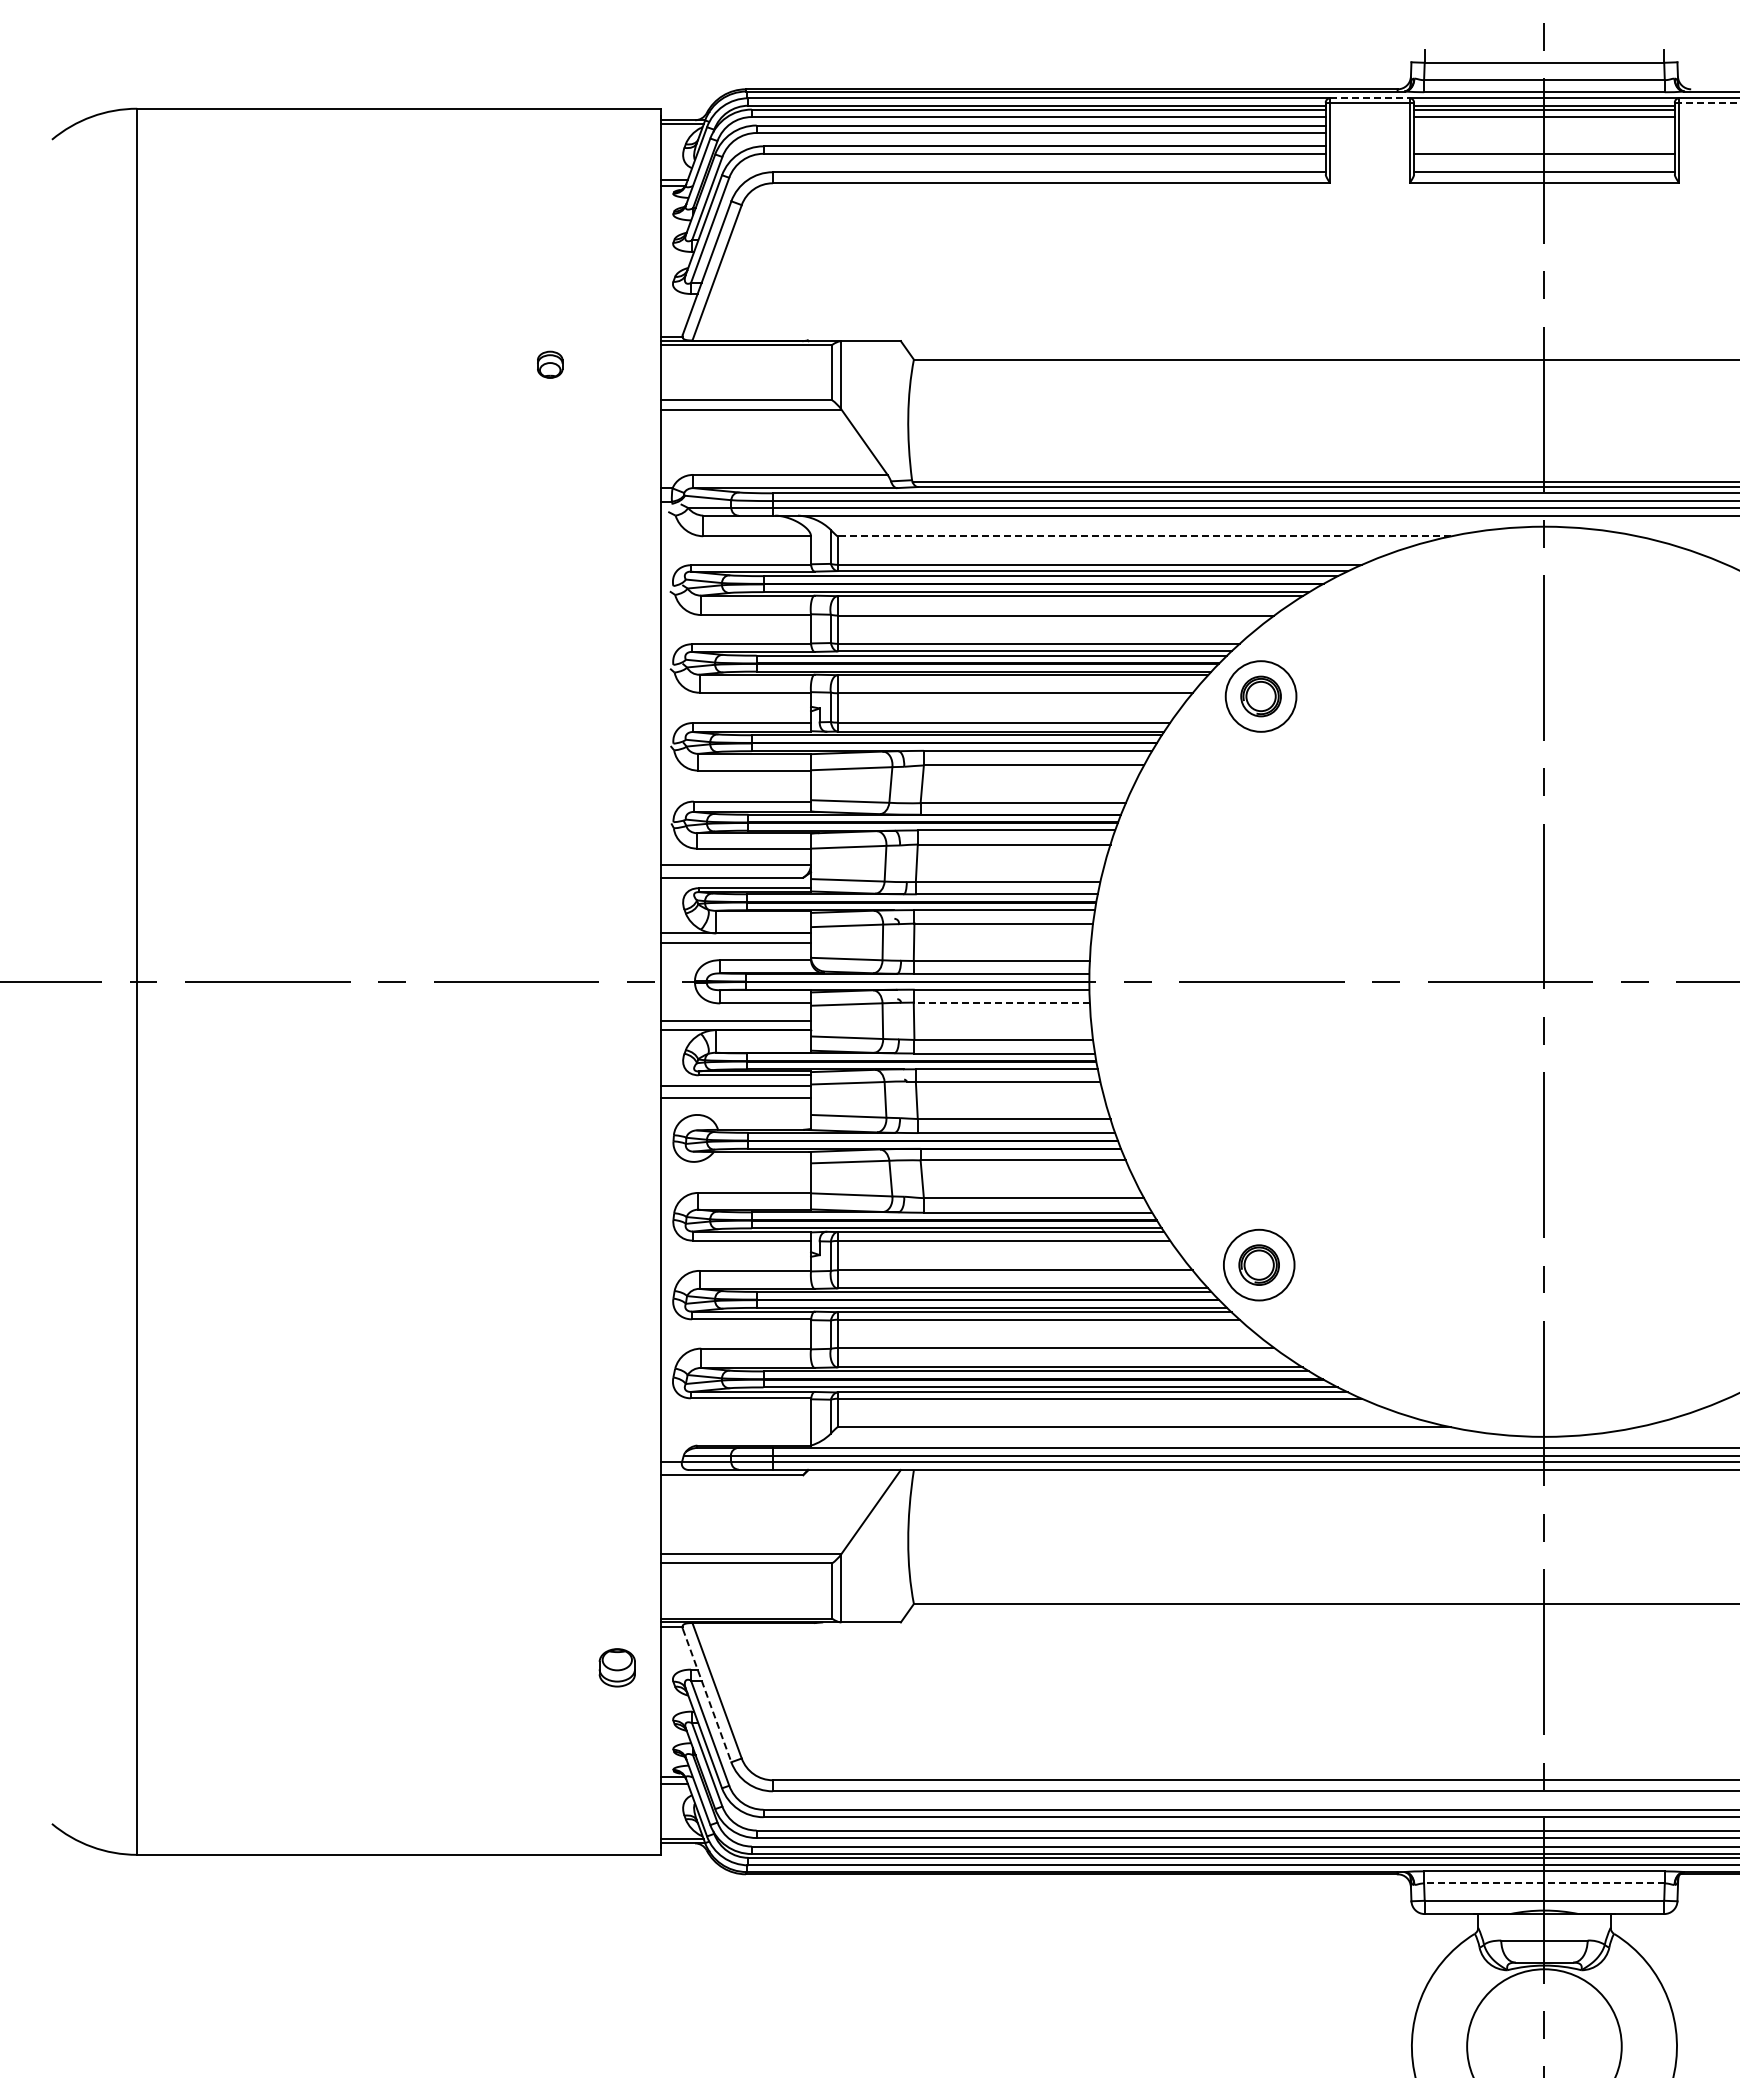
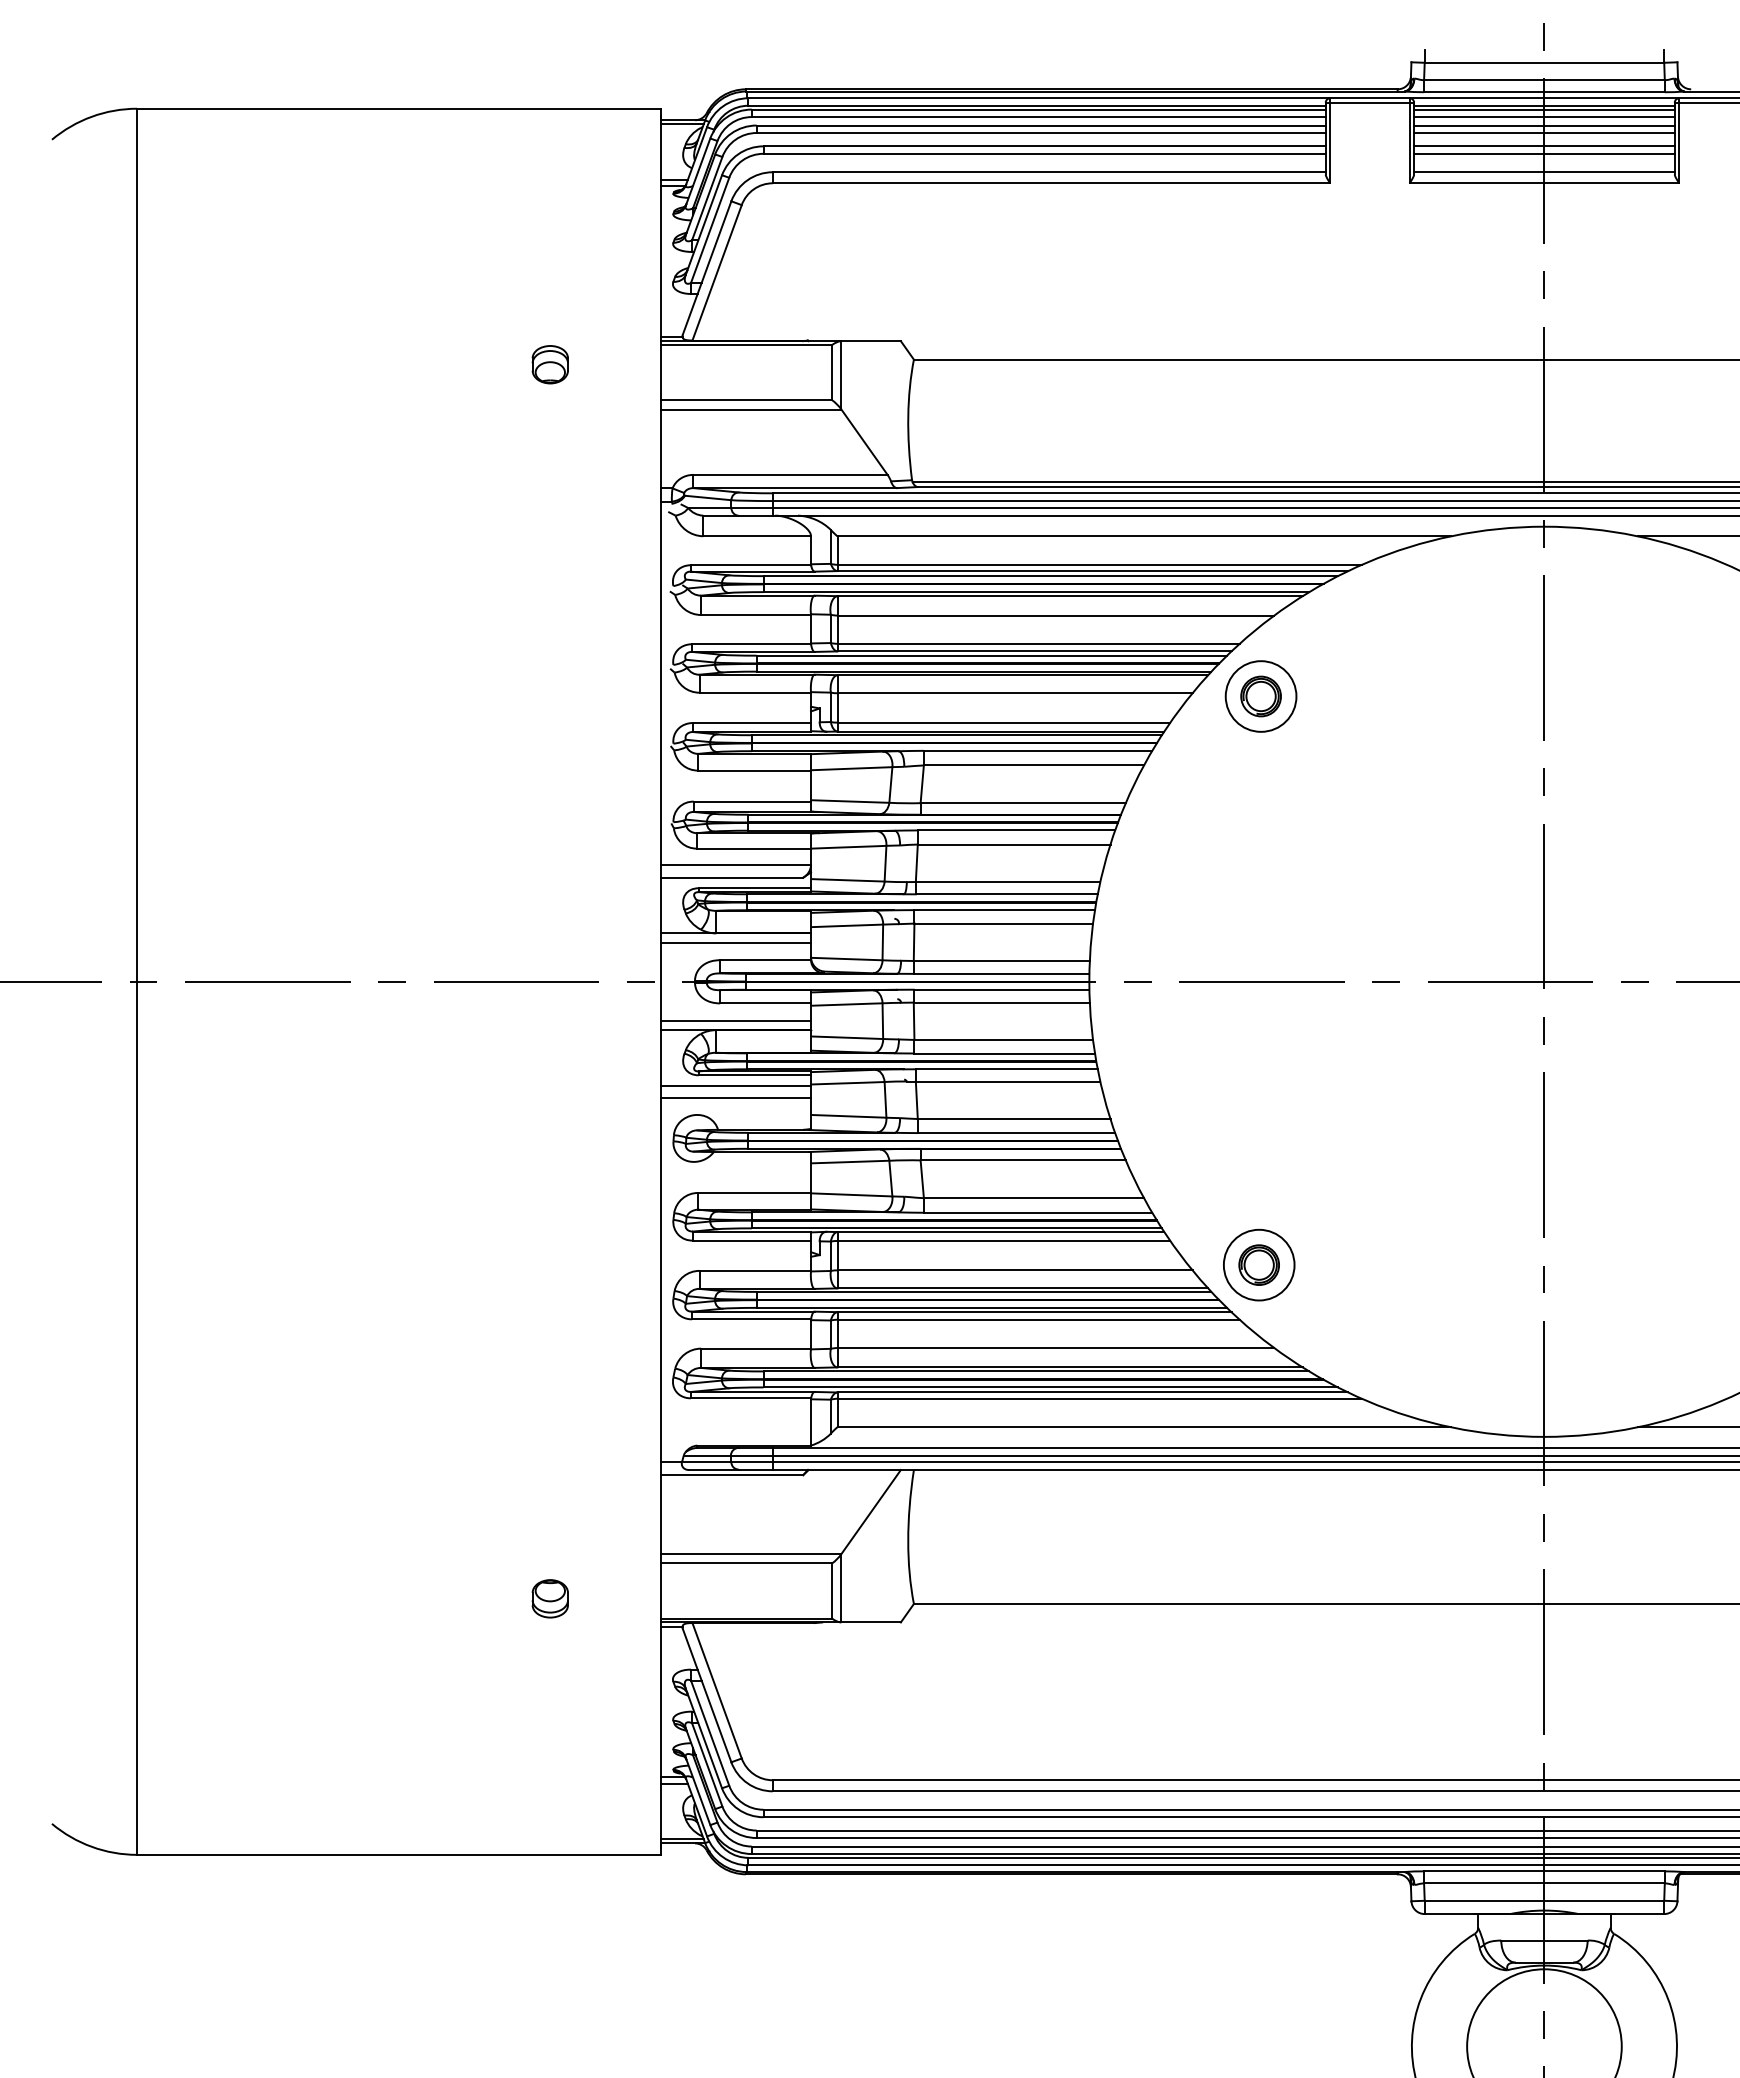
line: dashed -> solid (1369, 98)
line: dashed -> solid (1709, 102)
line: none -> present (1544, 125)
line: none -> present (1544, 133)
line: none -> present (1544, 146)
part size: 27x29 px -> 38x40 px (549, 364)
line: dashed -> solid (1144, 536)
line: none -> present (1686, 536)
line: dashed -> solid (1001, 1002)
line: none -> present (1686, 1427)
part position: (616, 1667) -> (549, 1598) (549, 1598)
line: dashed -> solid (707, 1695)
line: dashed -> solid (1543, 1883)
